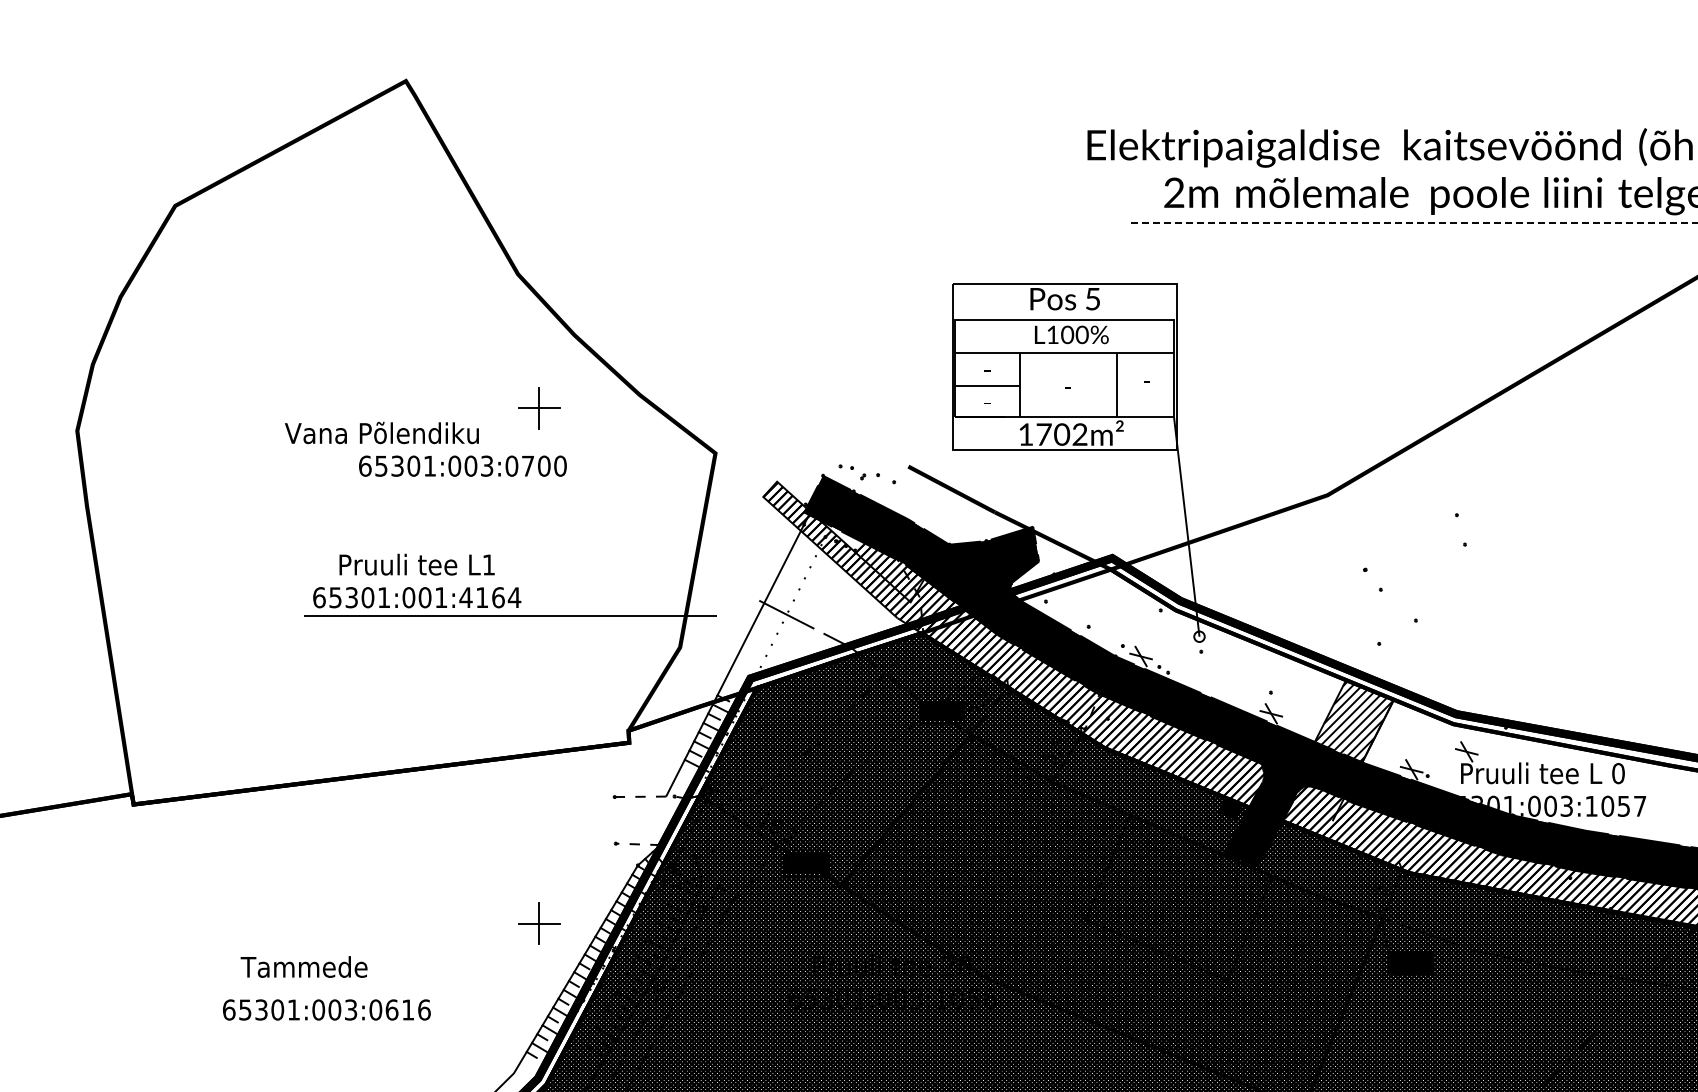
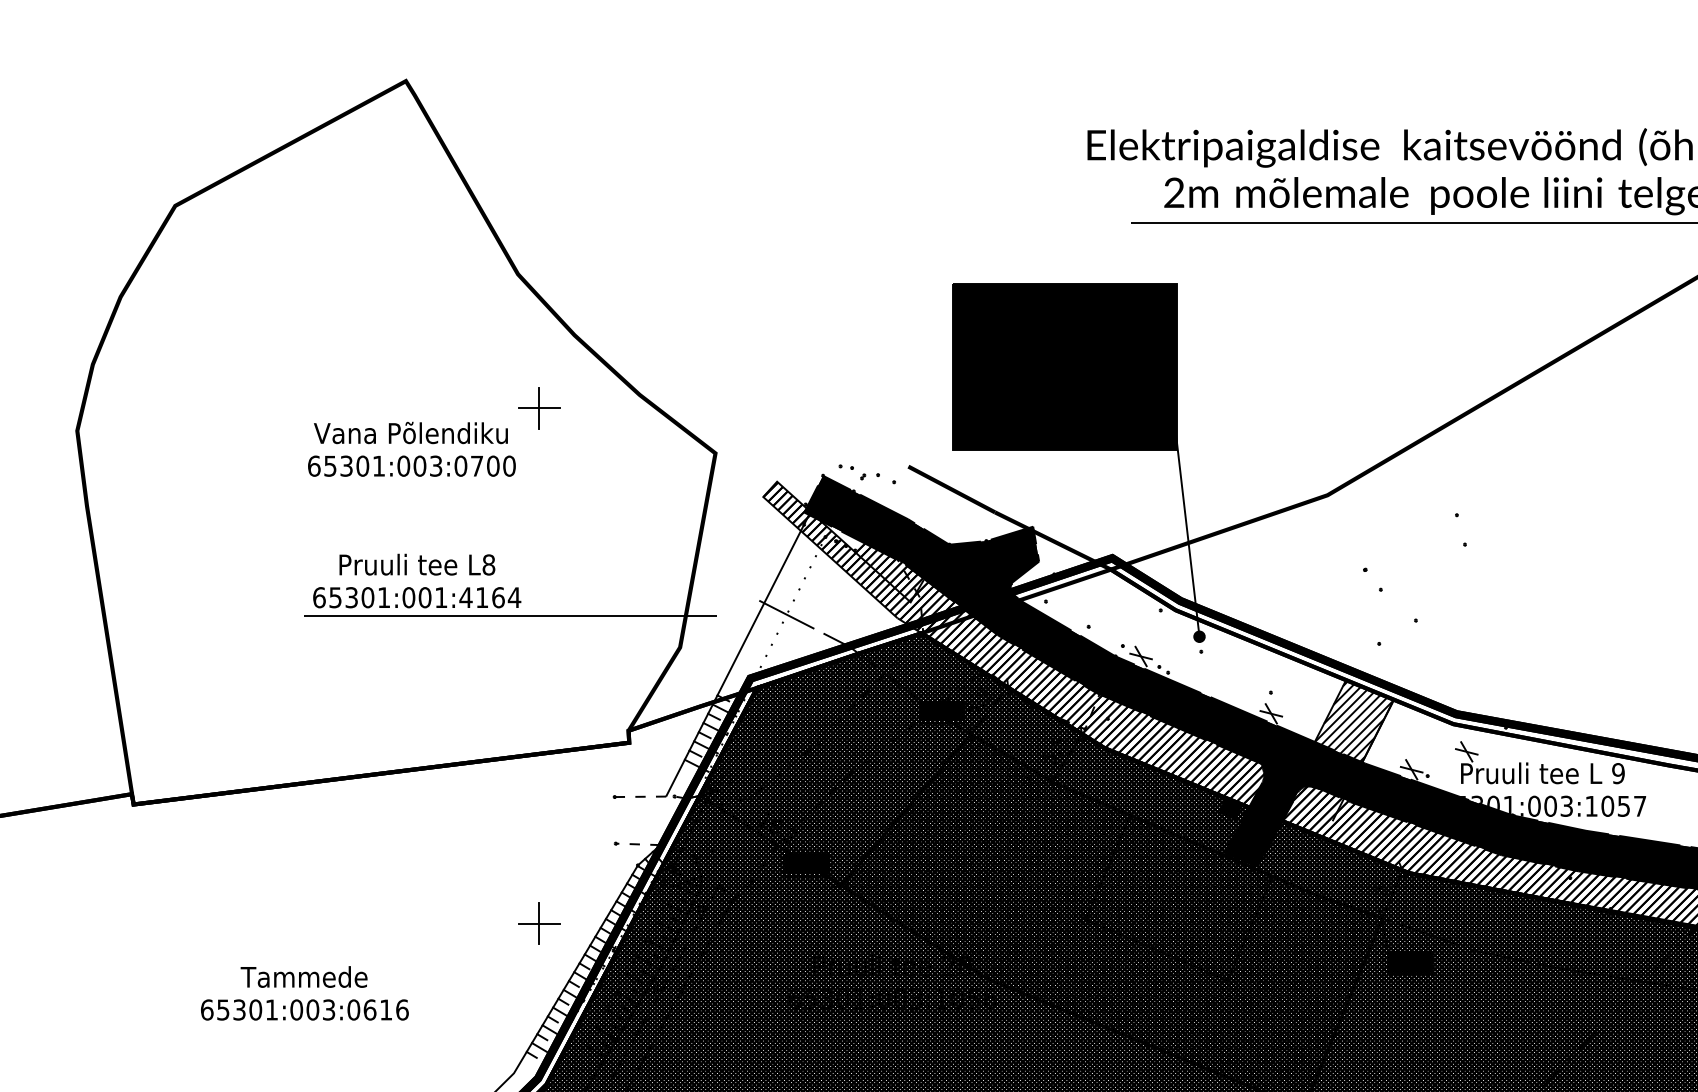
line: dashed -> solid (1414, 222)
fill: none -> present (1064, 366)
text position: (381, 432) -> (410, 432) (410, 432)
text position: (462, 465) -> (411, 465) (411, 465)
text: L1 -> L8 (488, 564)
fill: none -> present (1199, 636)
text: 0 -> 9 (1618, 773)
text position: (303, 966) -> (303, 976) (303, 976)
text position: (326, 1009) -> (304, 1009) (304, 1009)
